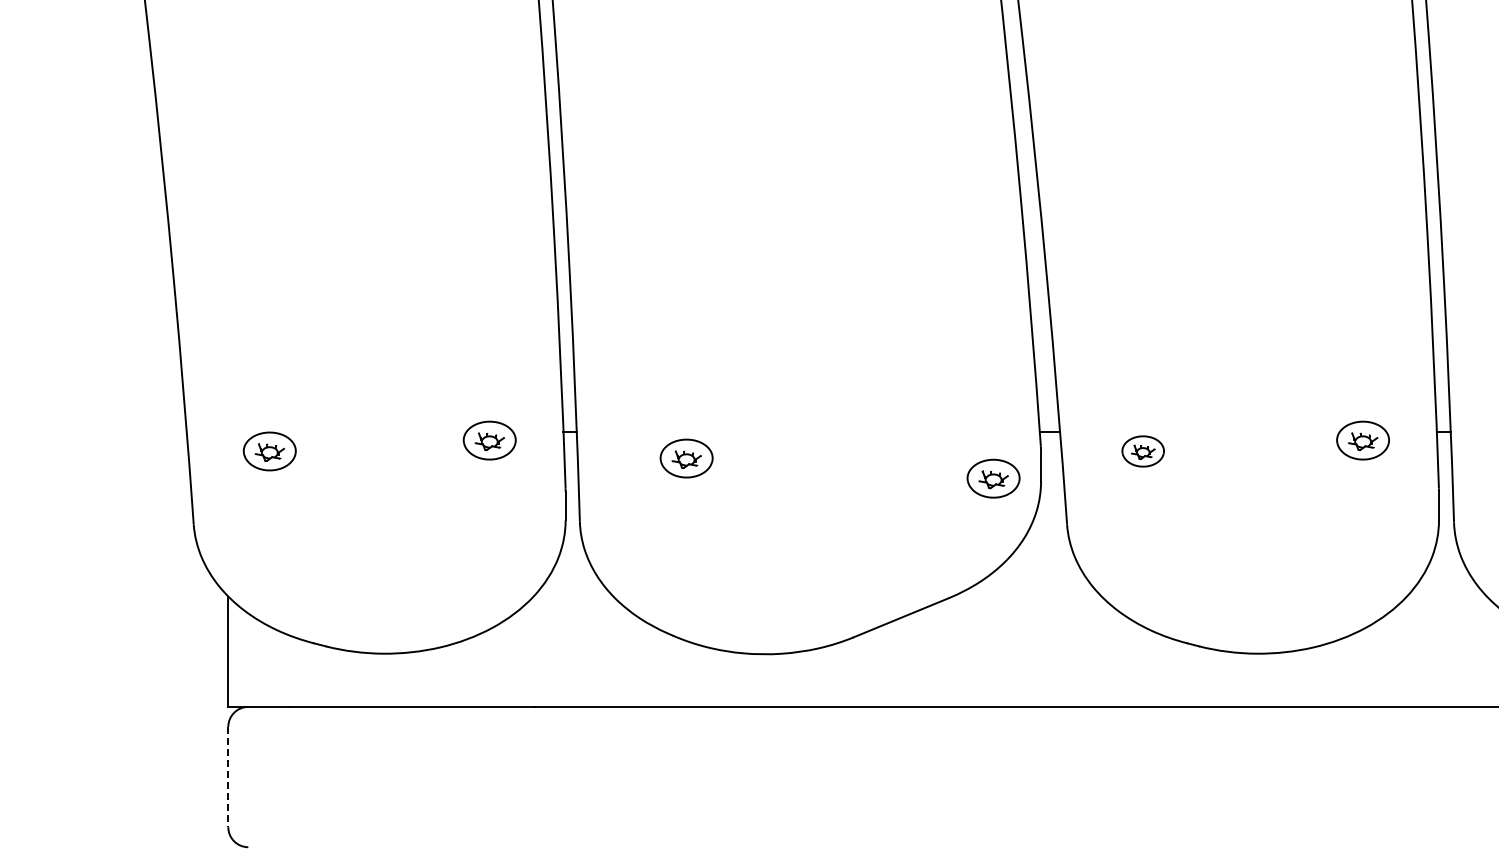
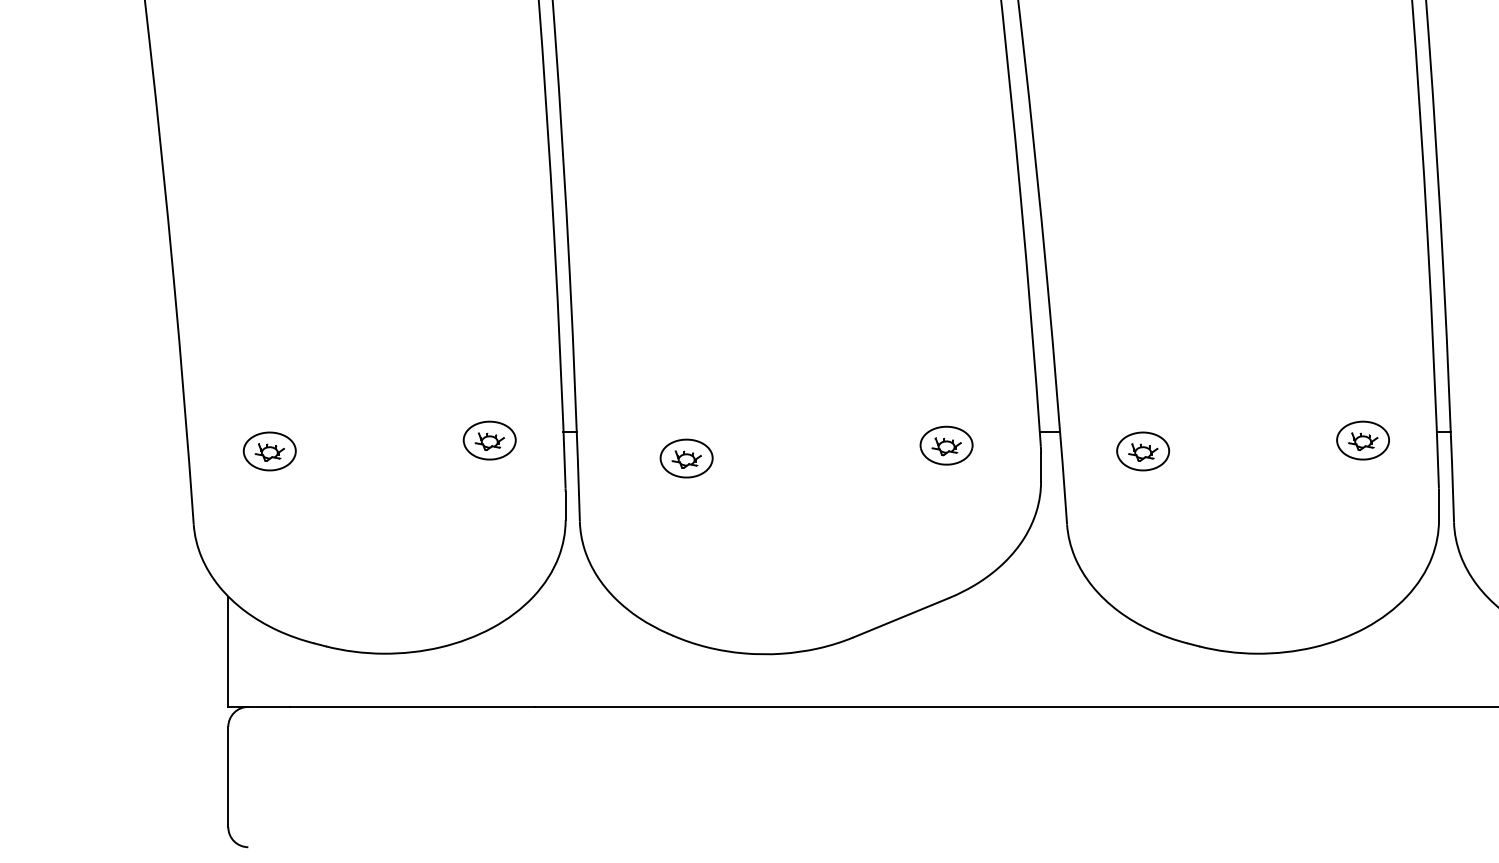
part size: 44x33 px -> 55x41 px (1143, 451)
part position: (993, 478) -> (946, 445) (946, 445)
line: dashed -> solid (228, 777)
